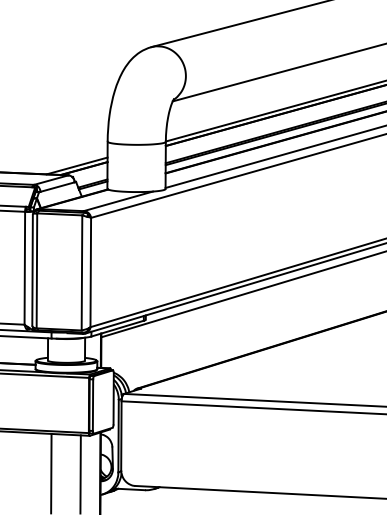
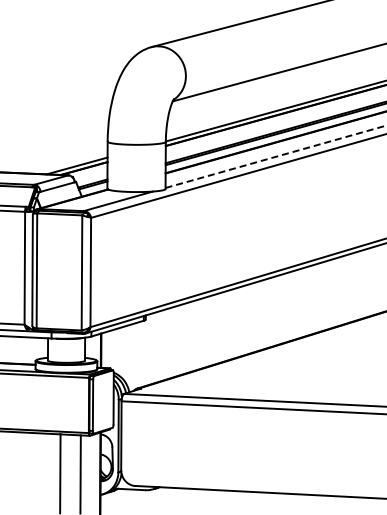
line: solid -> dashed (276, 156)
line: present -> none (242, 294)
line position: (51, 472) -> (60, 472) (60, 472)
